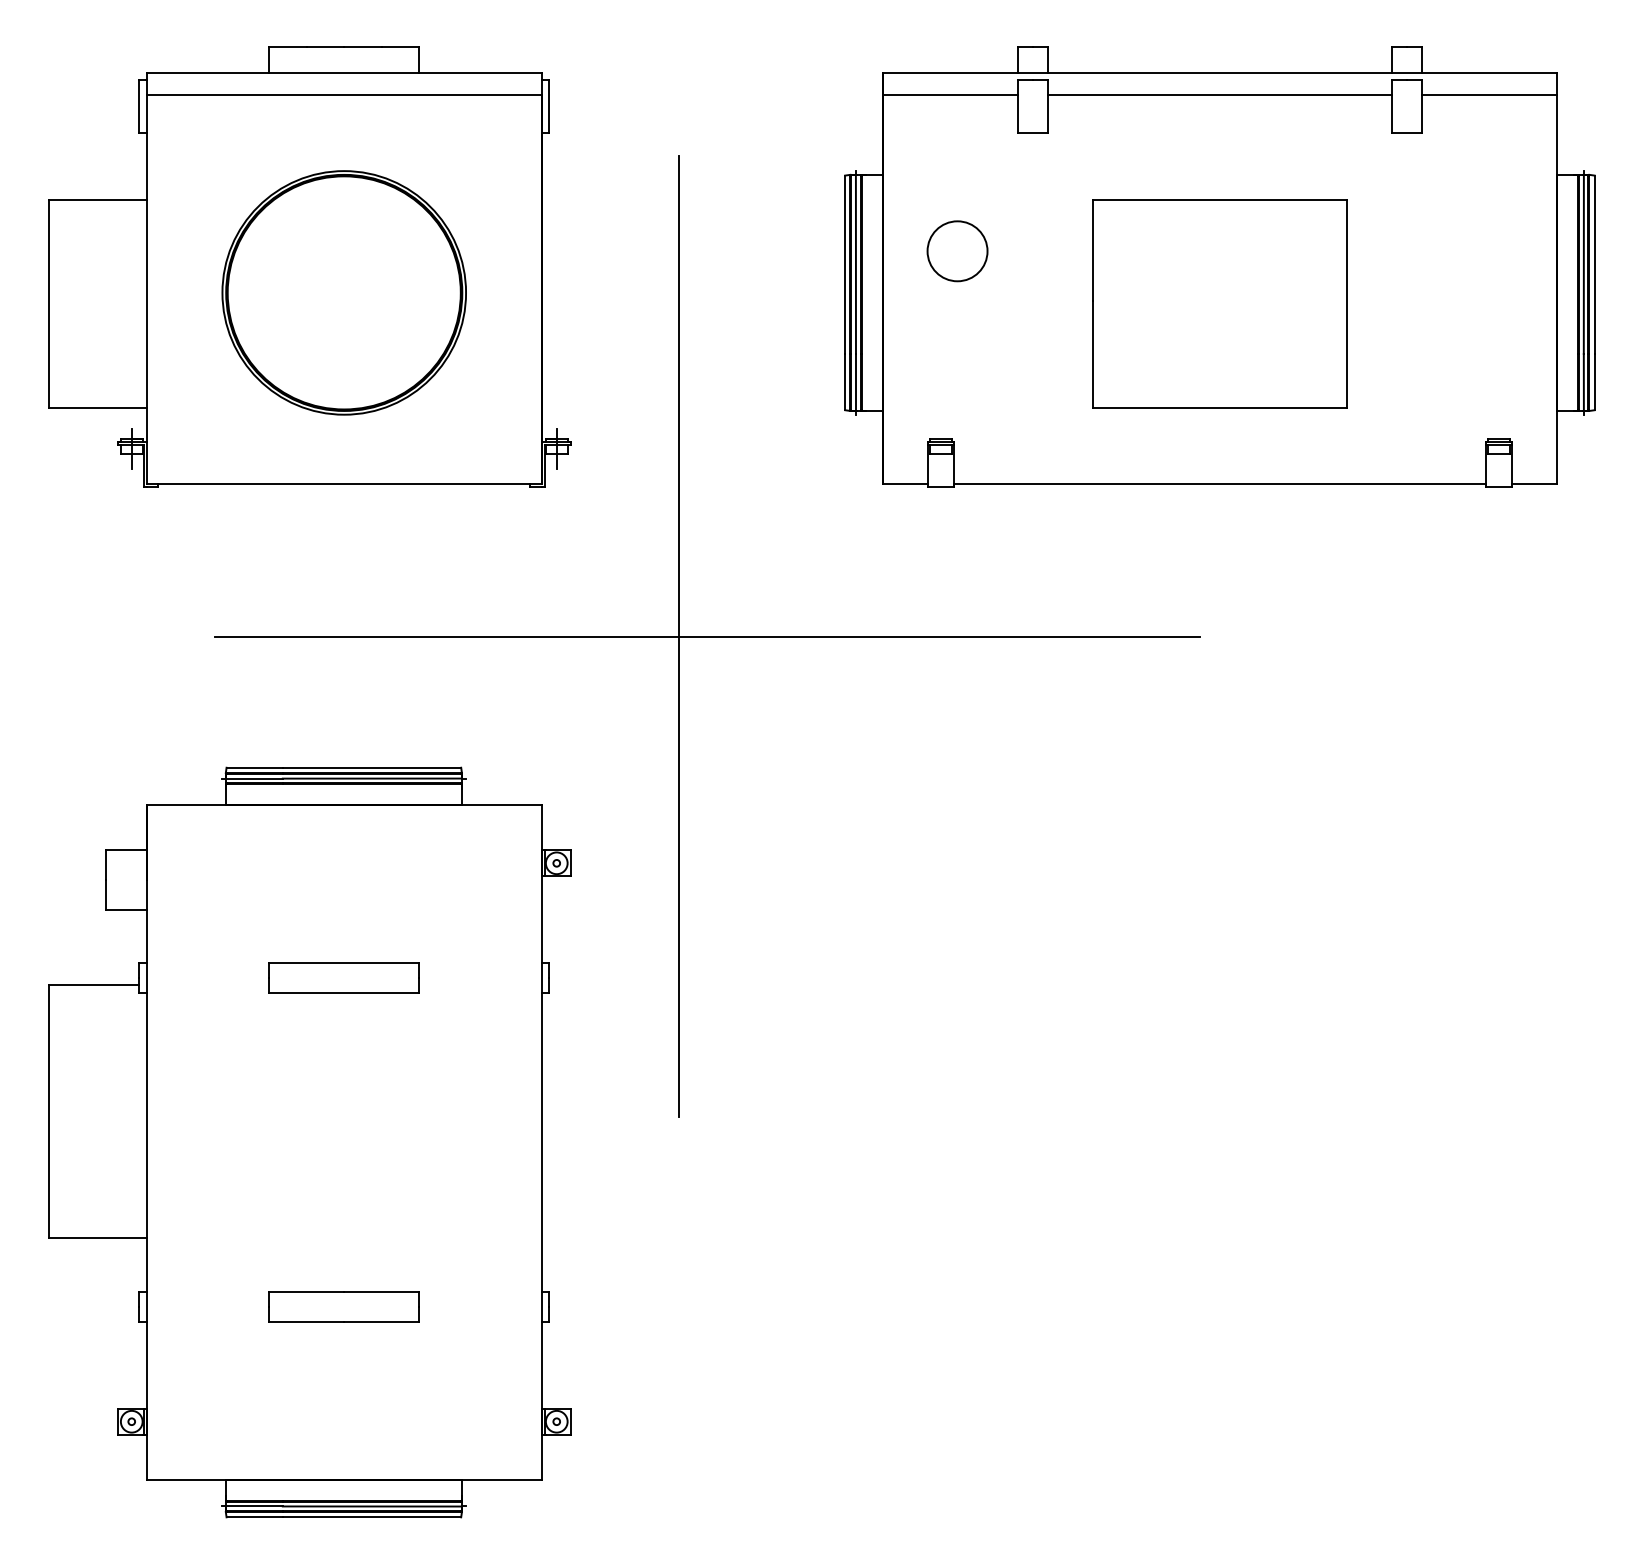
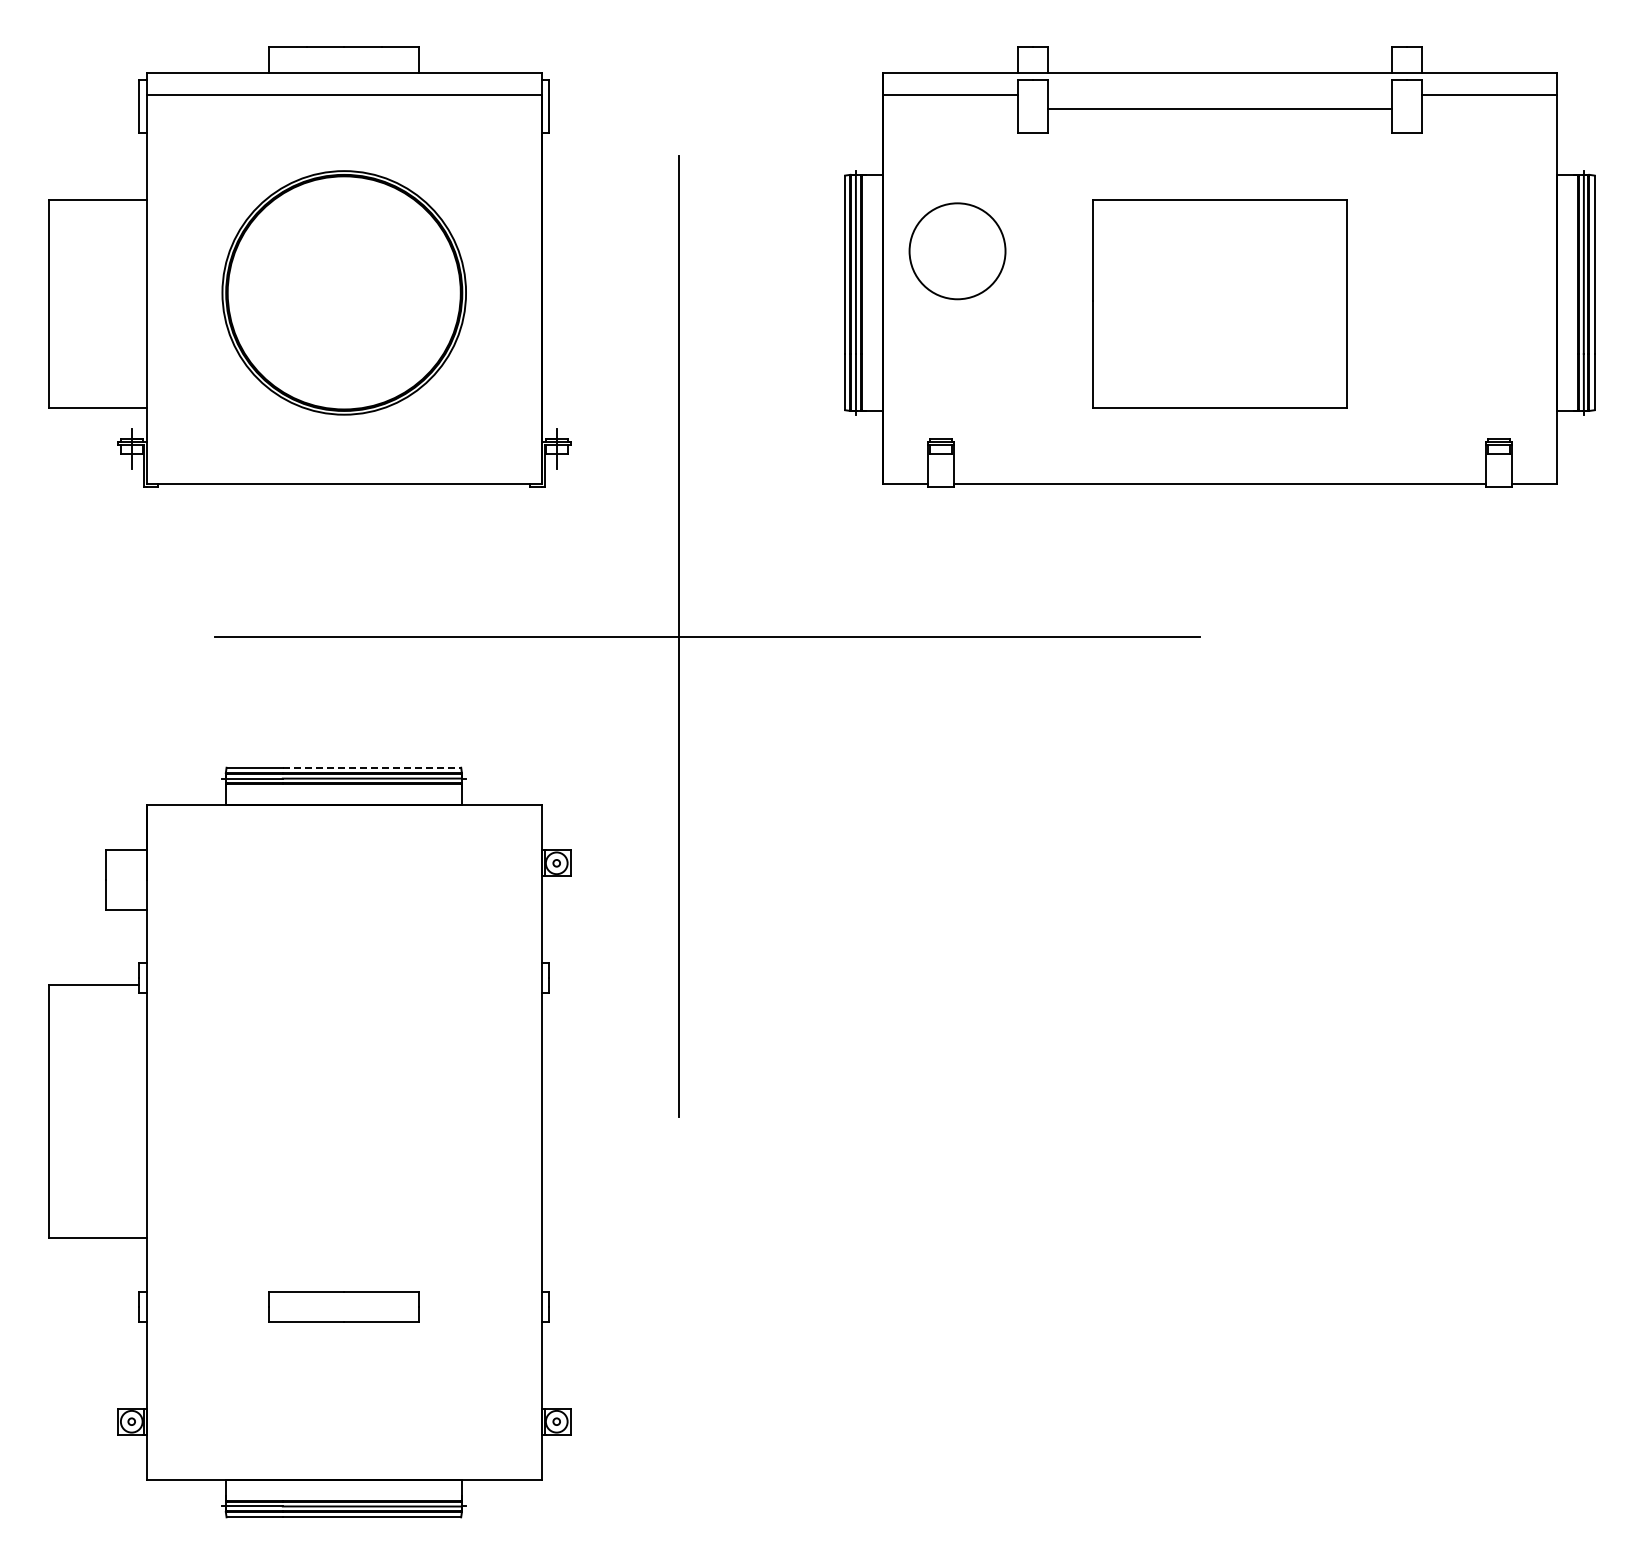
line position: (1219, 95) -> (1219, 109) (1219, 109)
circle diameter: 60 px -> 96 px (957, 251)
line: solid -> dashed (372, 767)
part: present -> none (343, 977)
